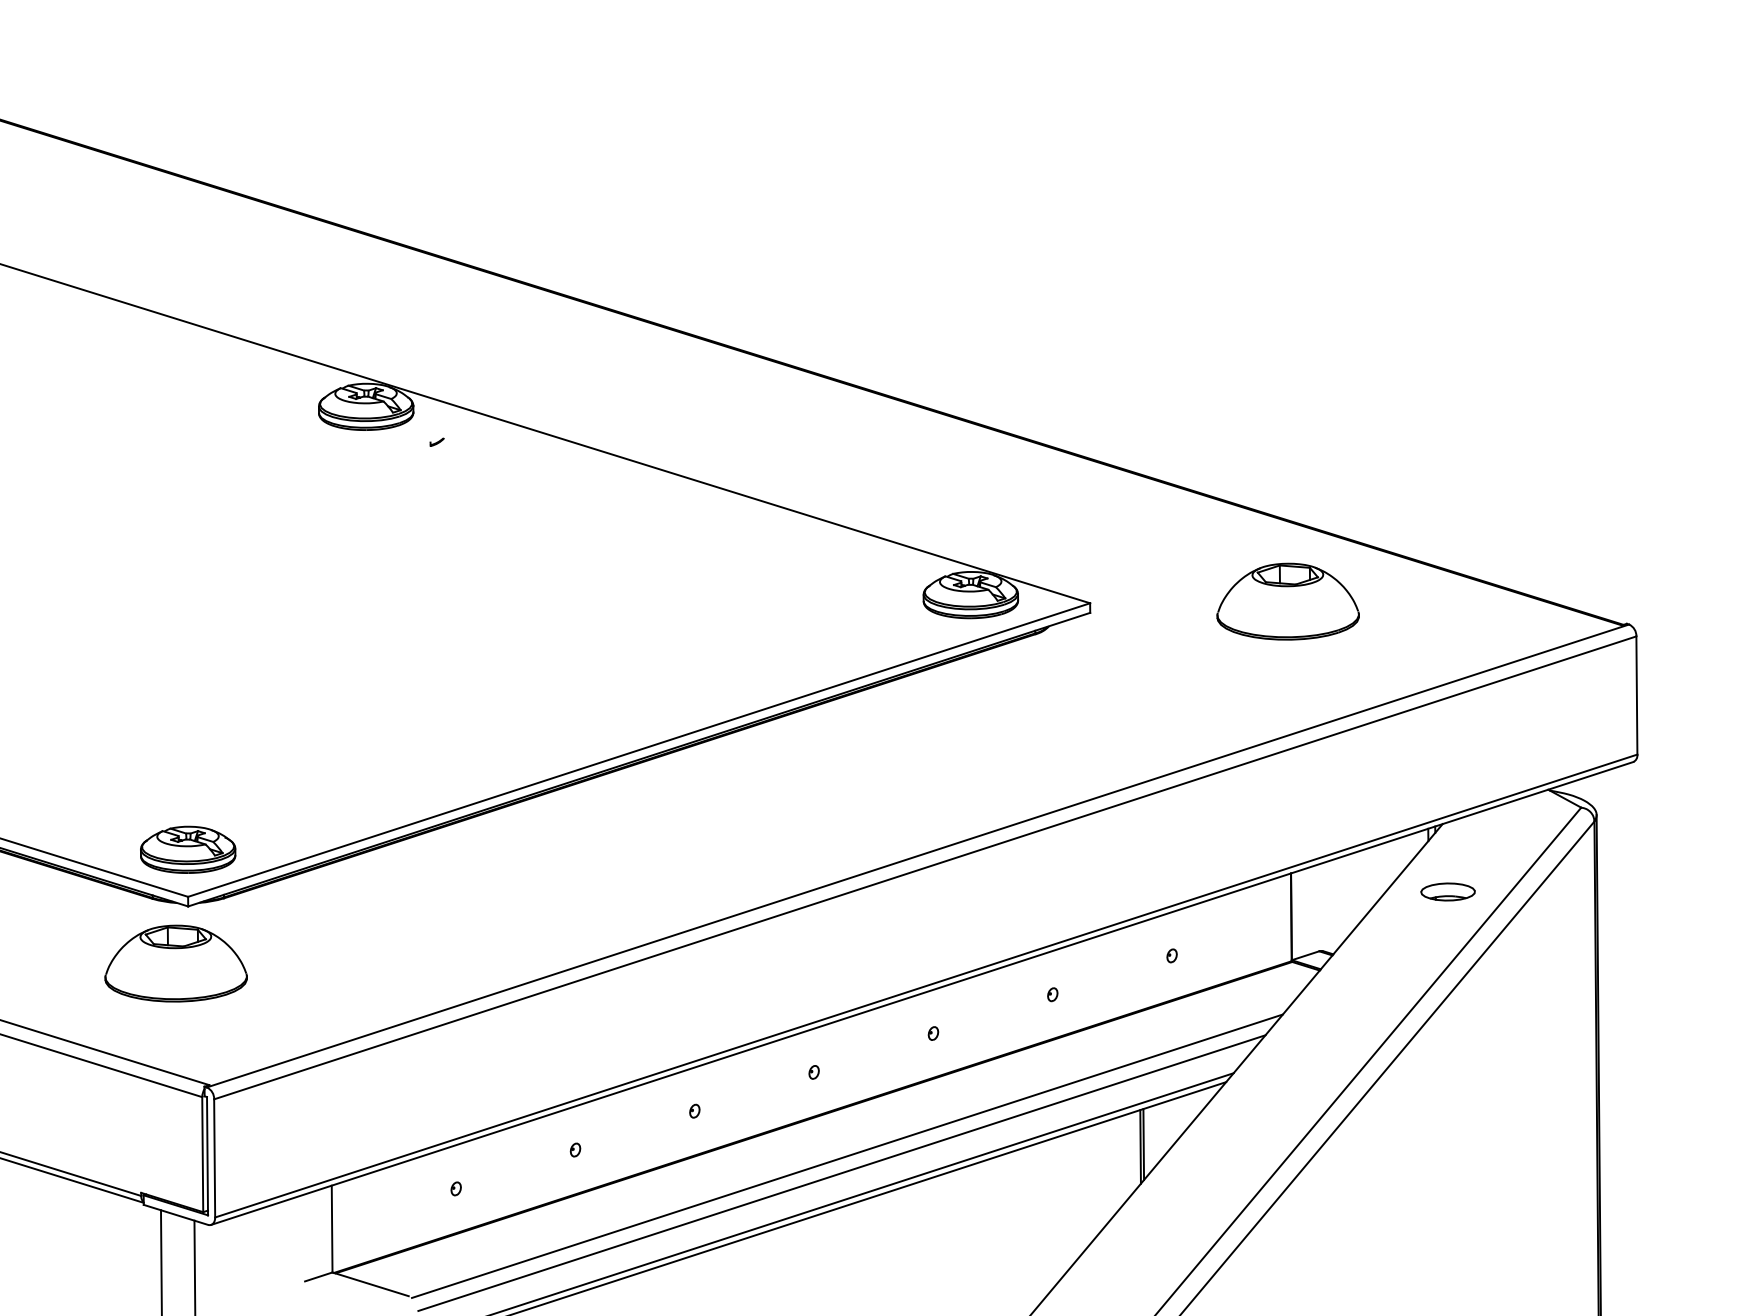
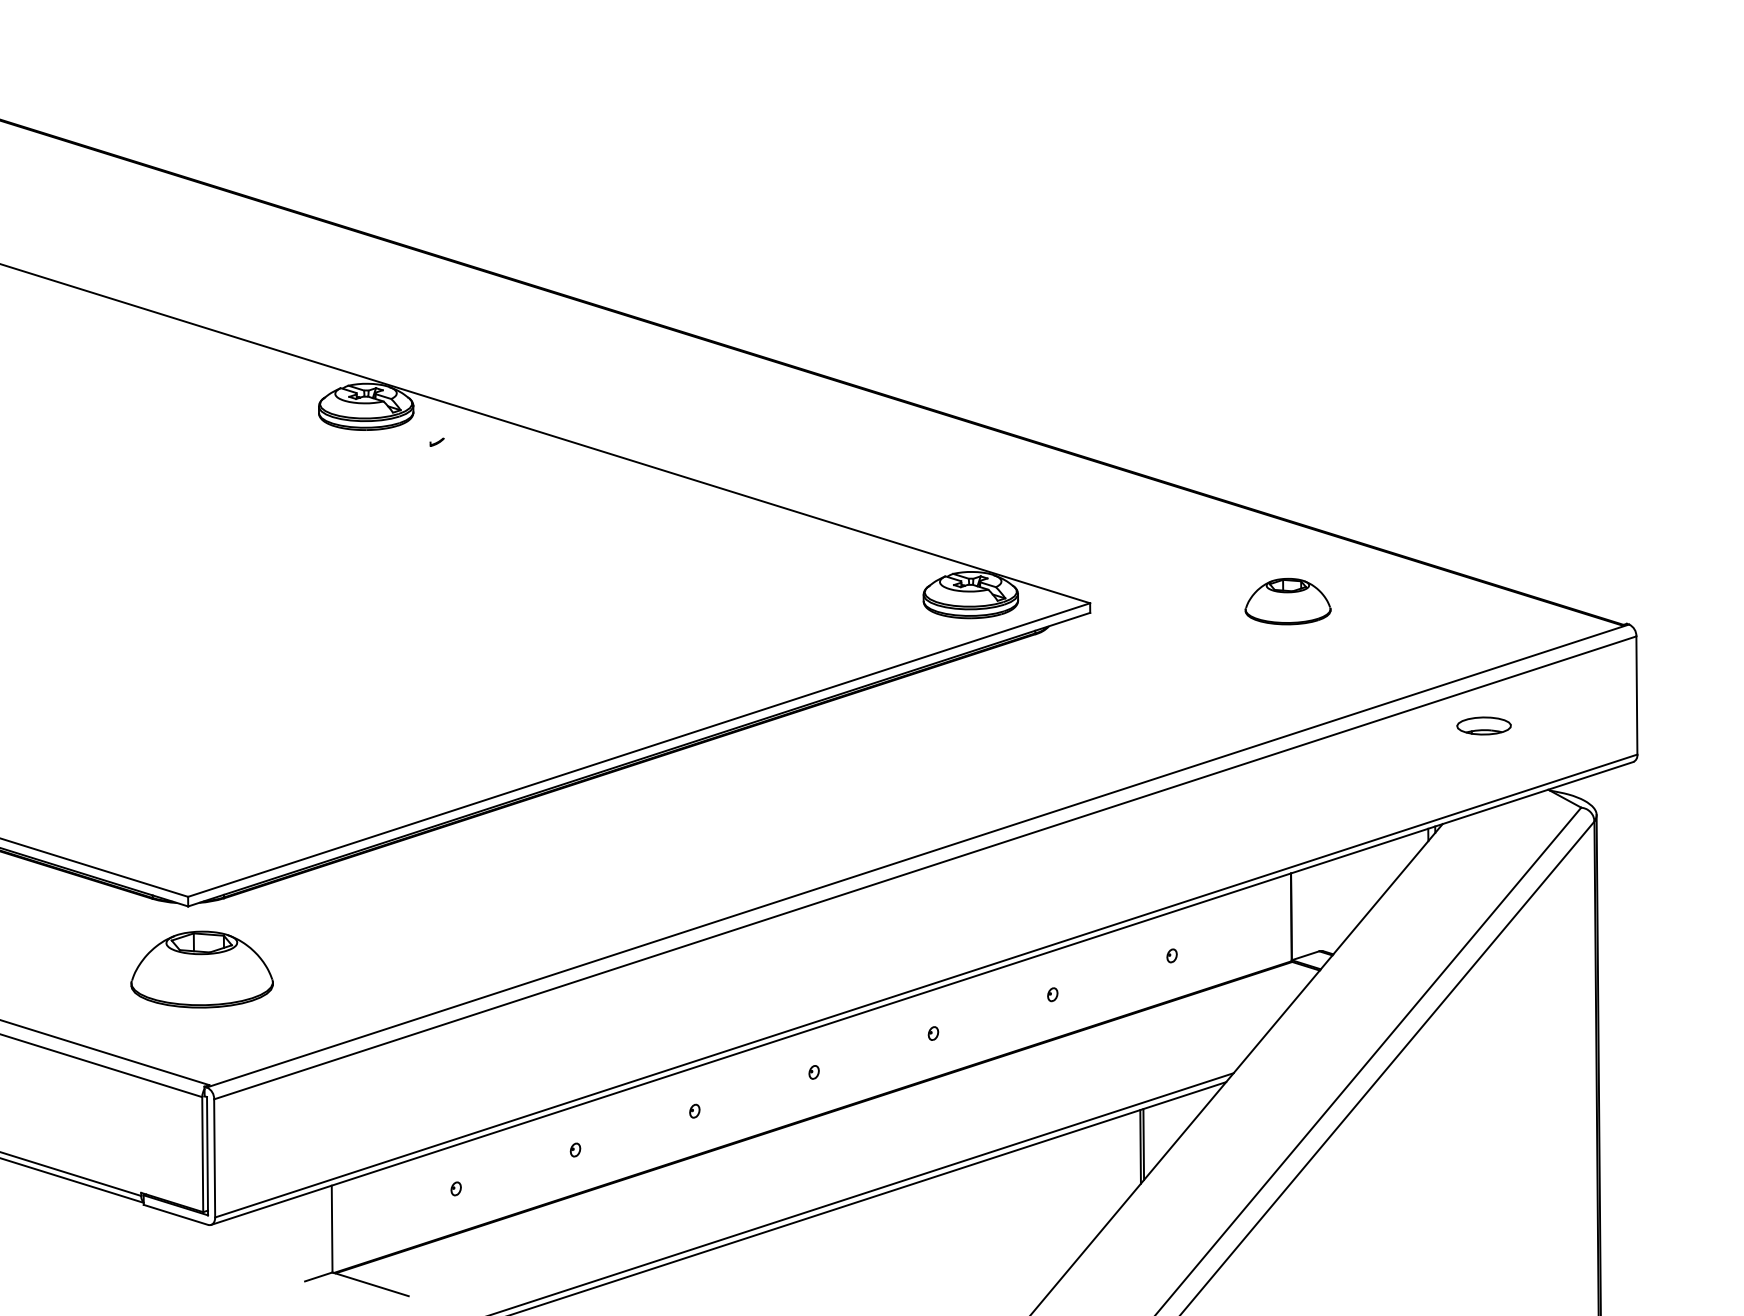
part size: 144x79 px -> 88x49 px (1287, 601)
part: present -> none (188, 849)
part position: (1447, 891) -> (1483, 725) (1483, 725)
part position: (175, 963) -> (201, 969) (201, 969)
line: present -> none (846, 1155)
line: present -> none (841, 1172)
line: present -> none (161, 1261)
line: present -> none (194, 1266)
